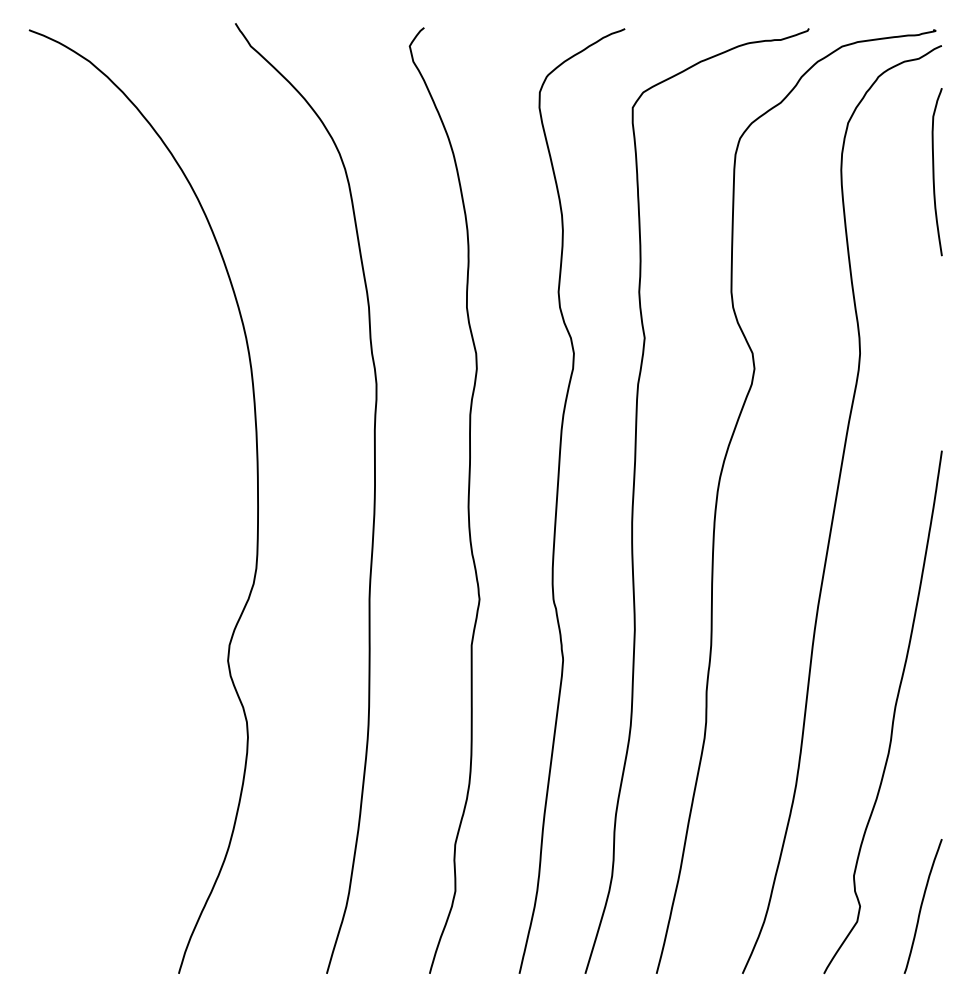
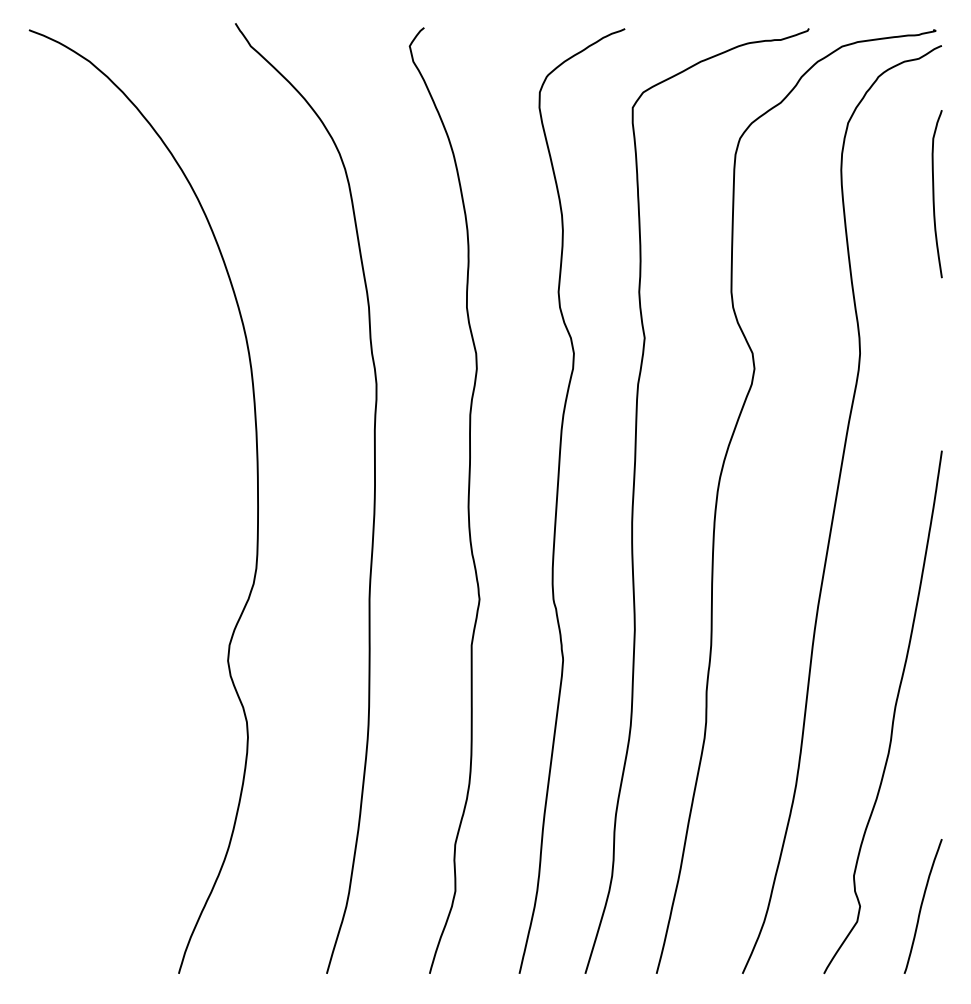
curve position: (934, 172) -> (934, 194) (934, 194)
